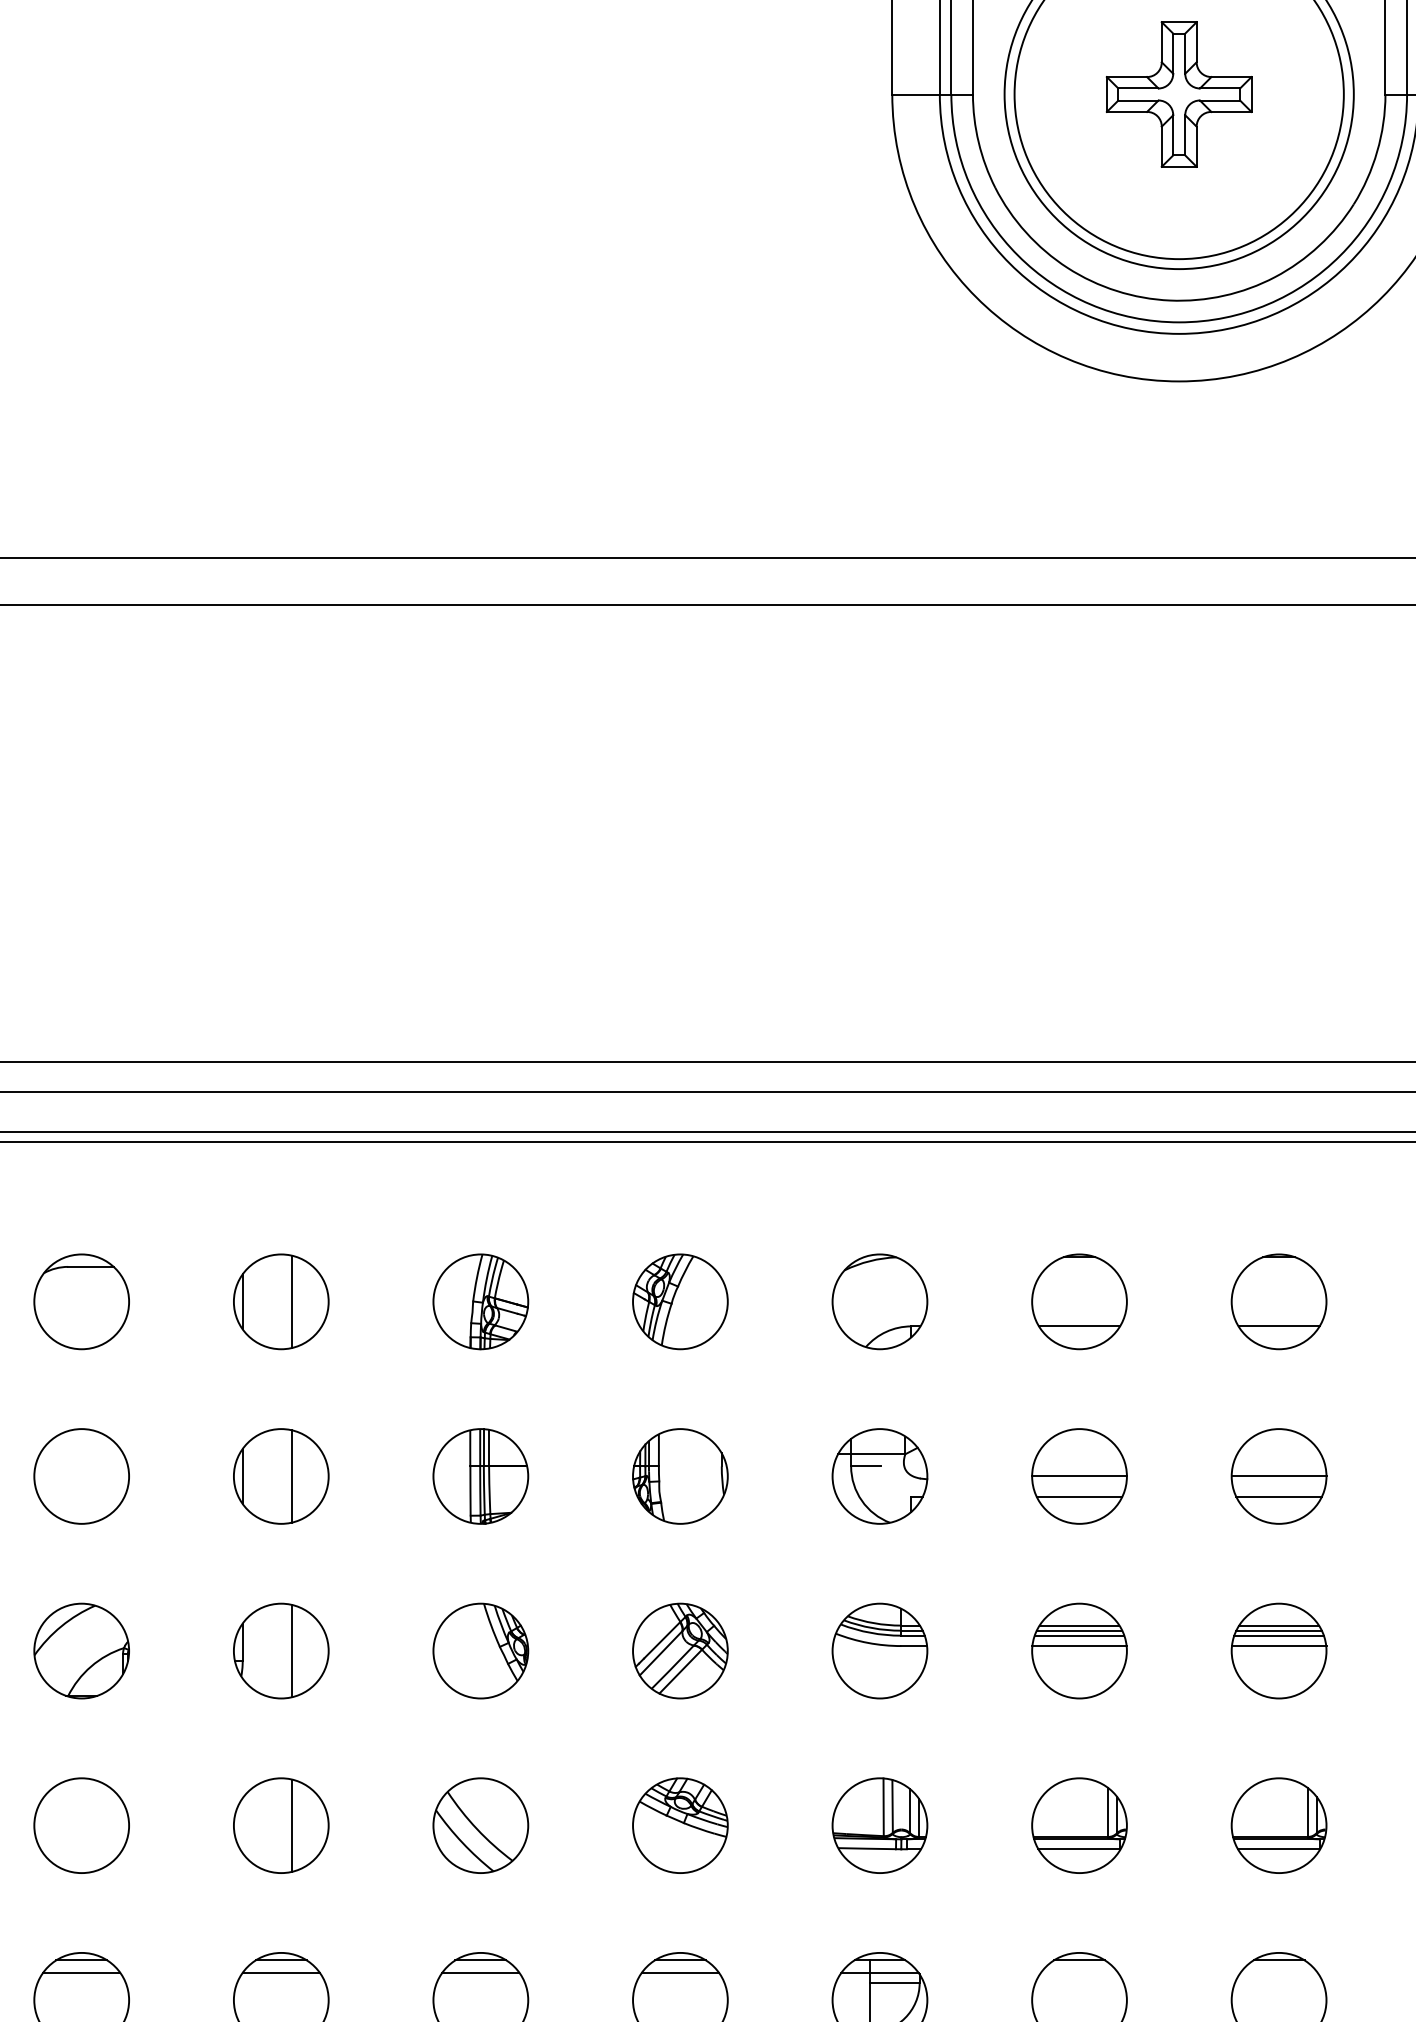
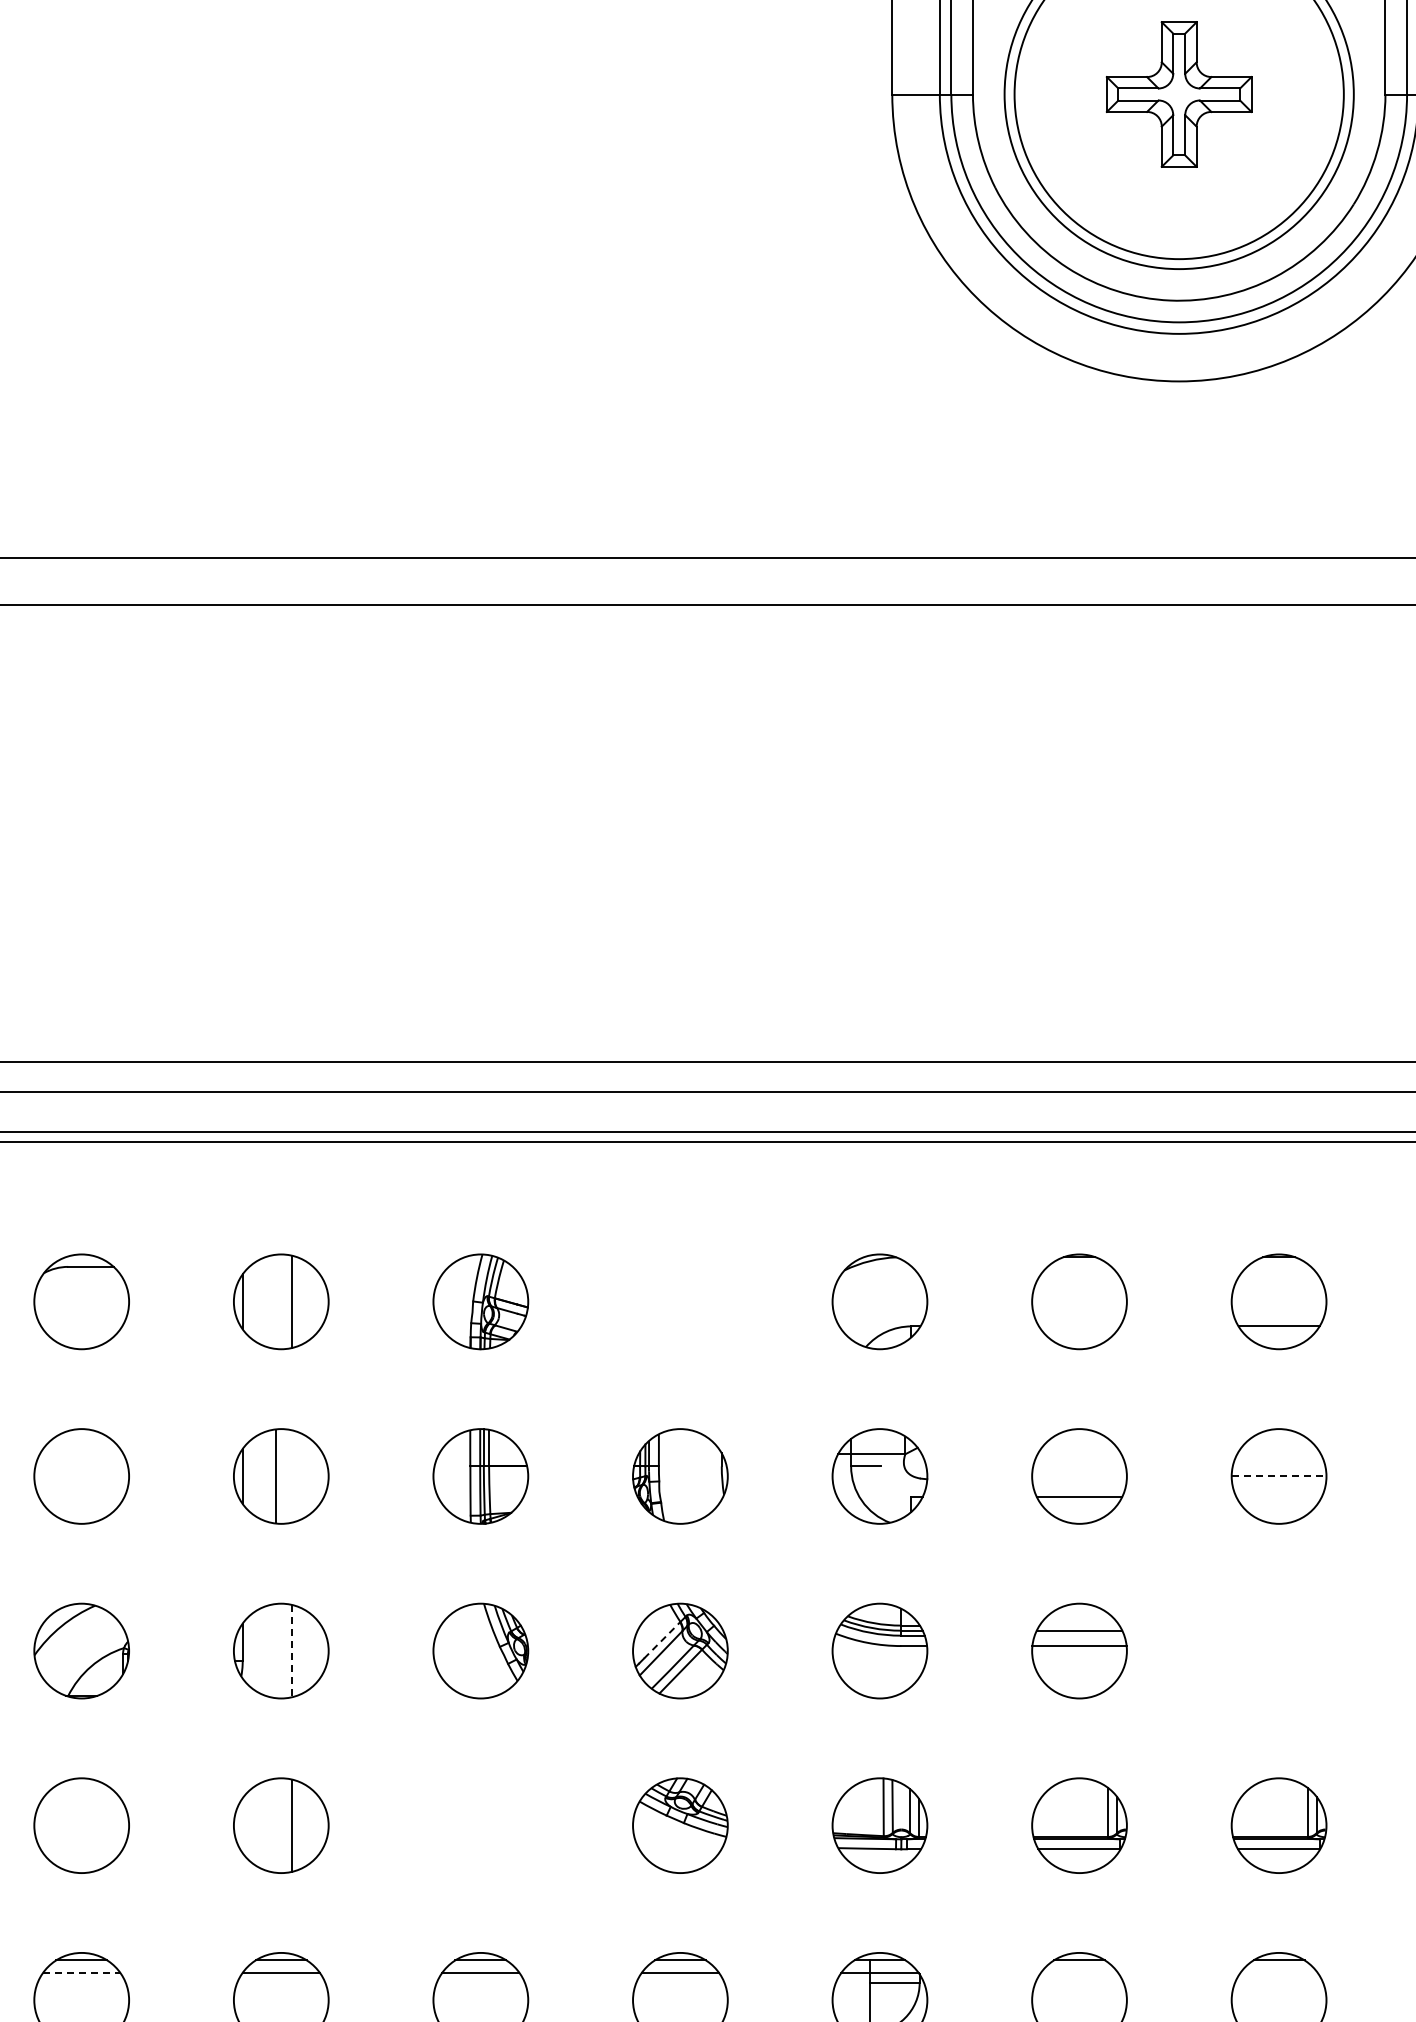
part: present -> none (680, 1301)
line: present -> none (1079, 1326)
line: present -> none (1079, 1475)
line: solid -> dashed (1279, 1475)
line position: (291, 1476) -> (275, 1476) (275, 1476)
line: present -> none (1278, 1496)
line: present -> none (1079, 1625)
line: present -> none (1079, 1635)
line: solid -> dashed (662, 1640)
part: present -> none (1278, 1650)
line: solid -> dashed (291, 1651)
part: present -> none (480, 1825)
line: solid -> dashed (81, 1972)
